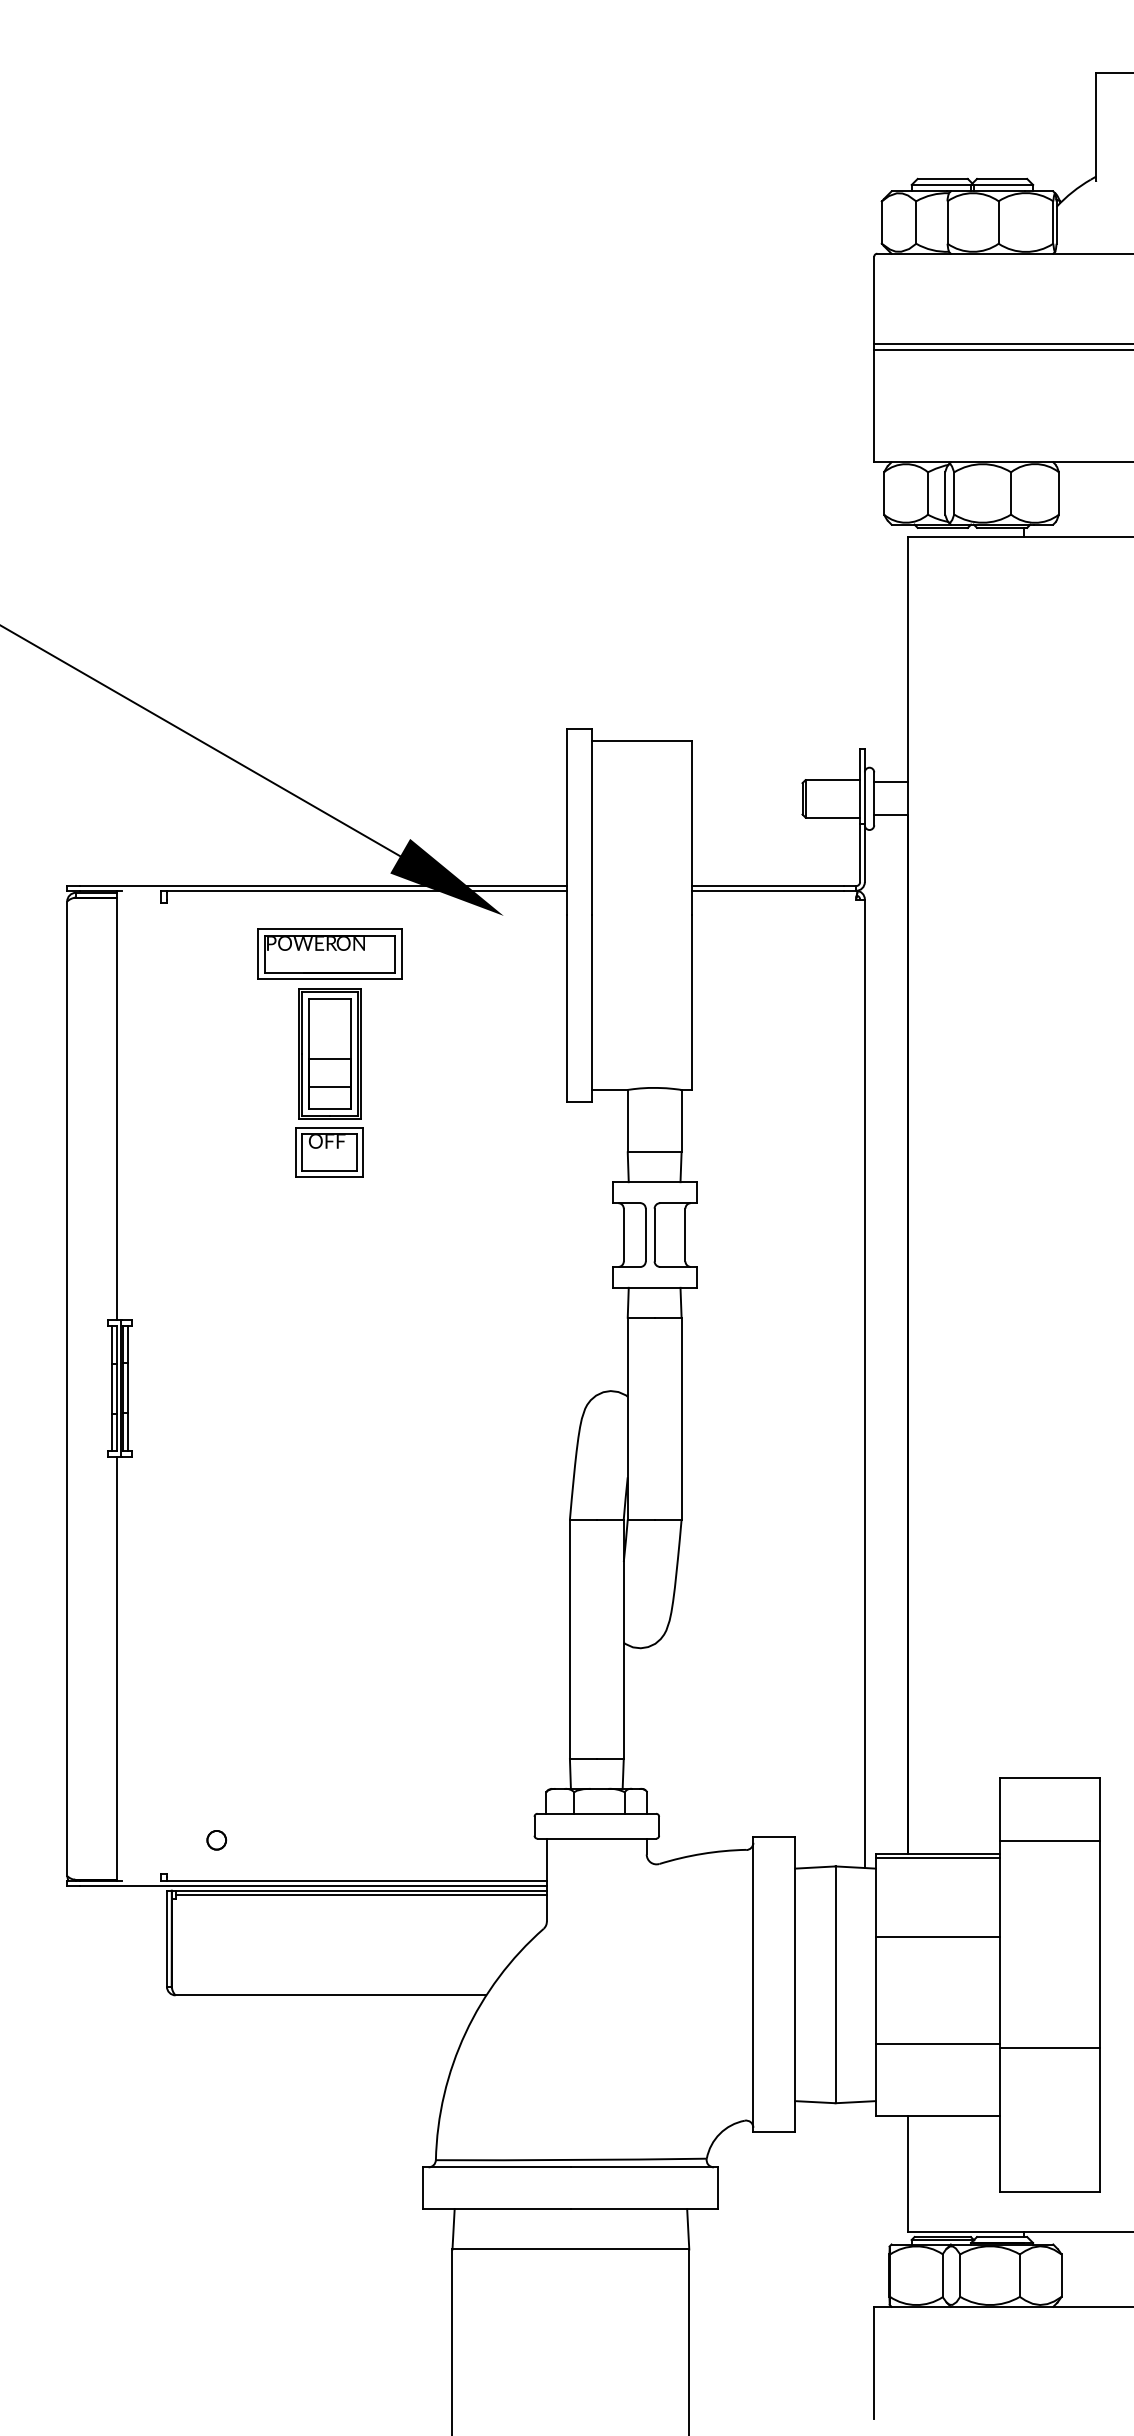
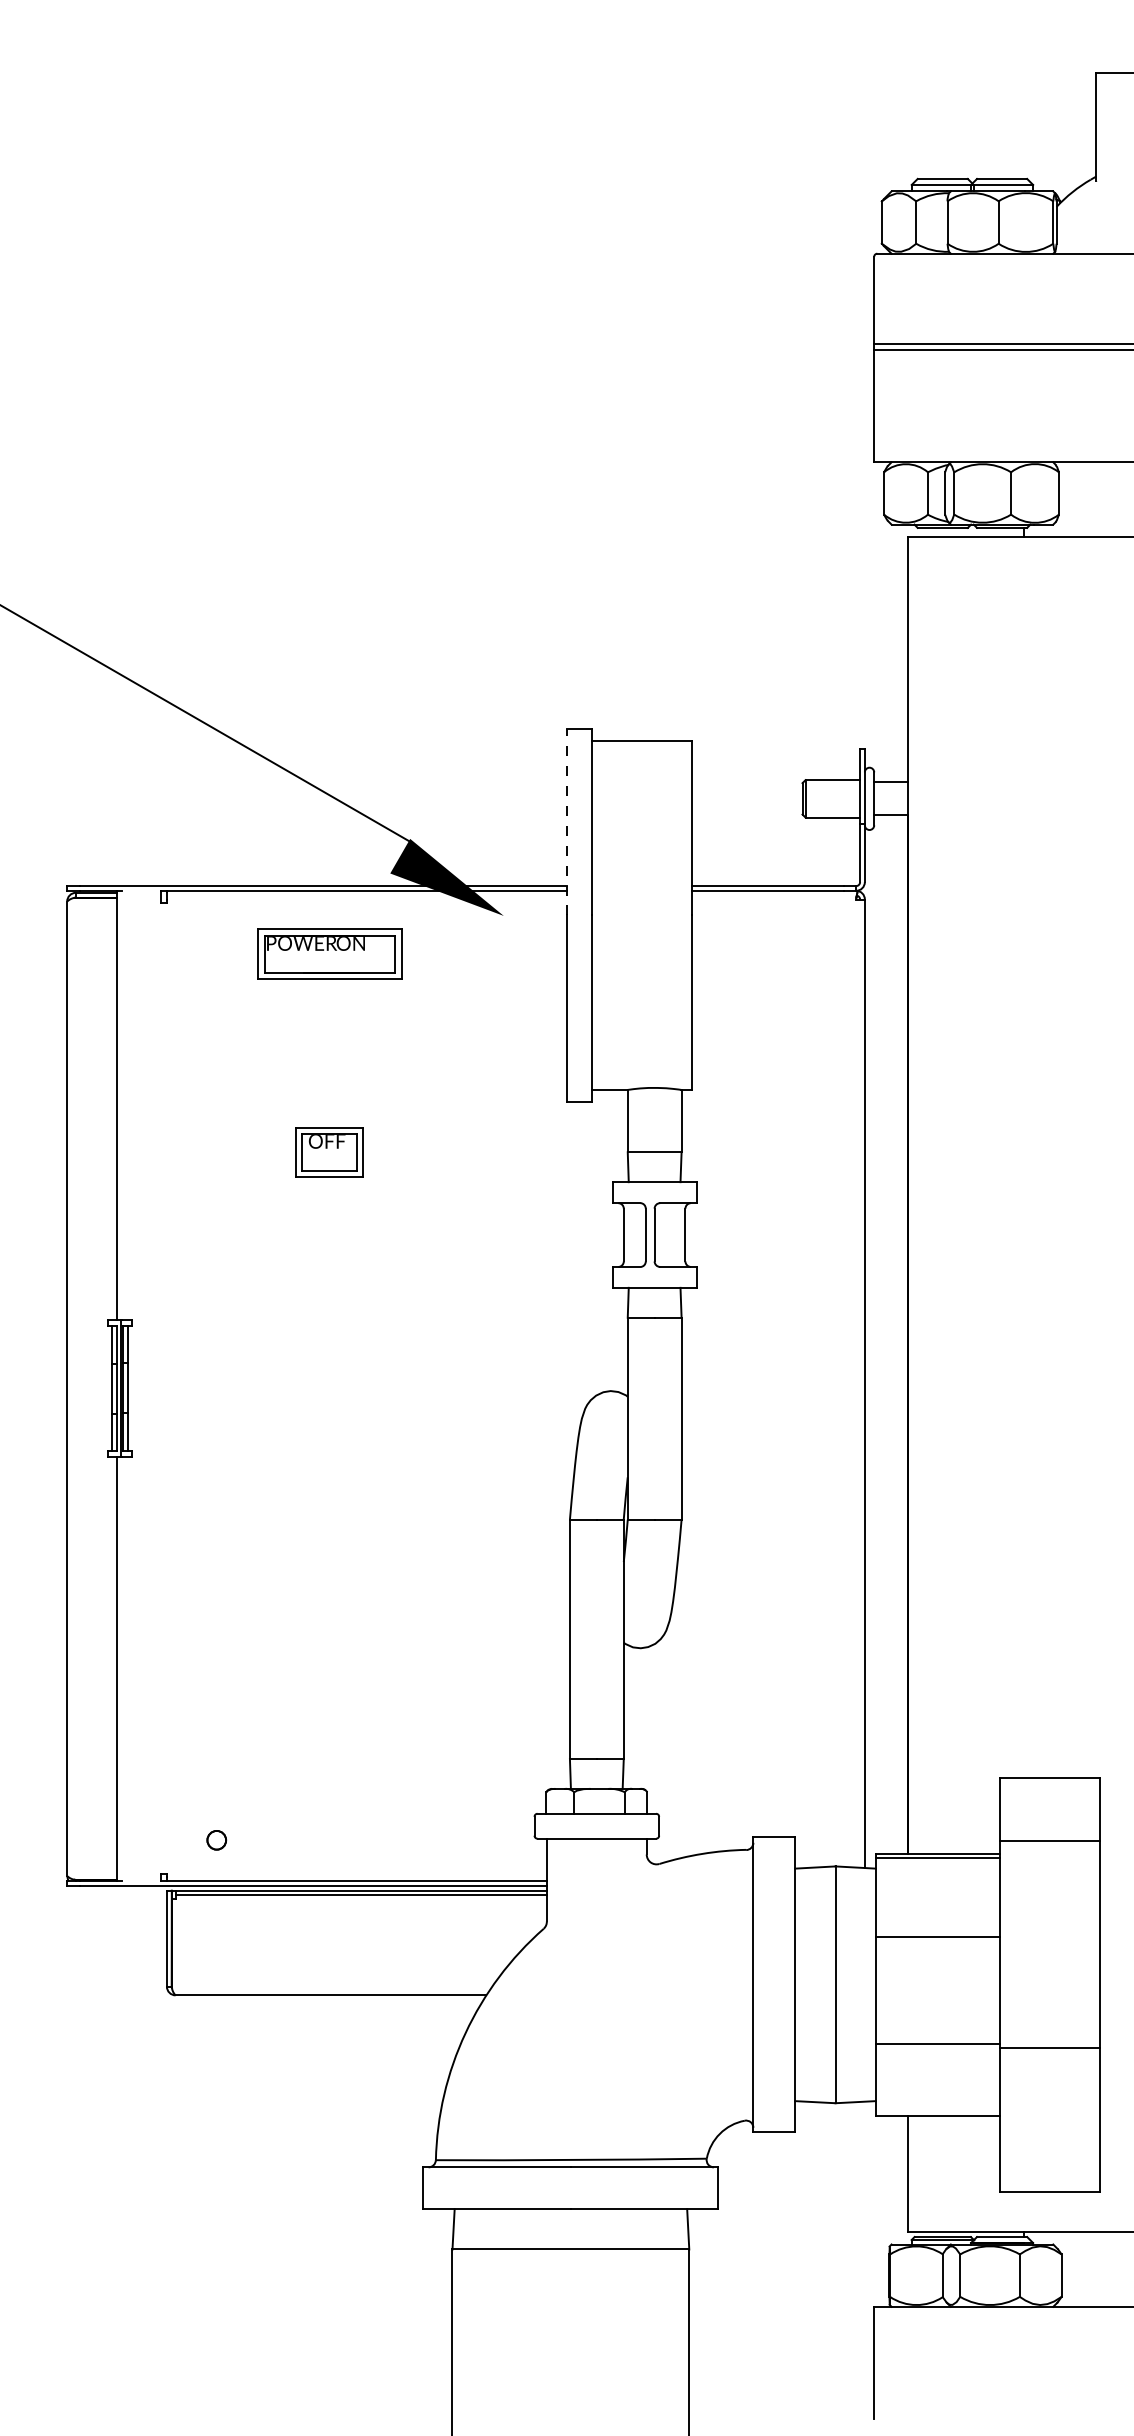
line position: (201, 741) -> (205, 723) (205, 723)
line: solid -> dashed (567, 821)
part: present -> none (329, 1053)
